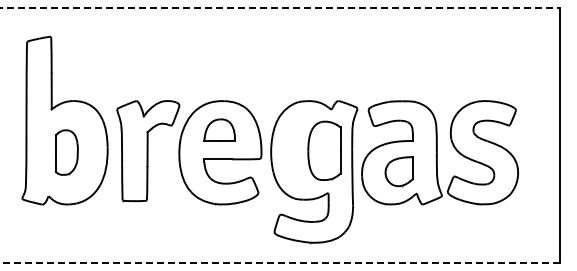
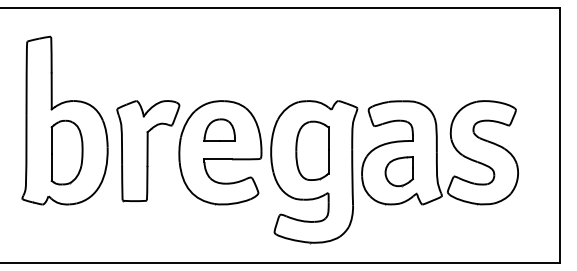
line: dashed -> solid (280, 8)
part position: (324, 150) -> (312, 150) (312, 150)
part size: 24x47 px -> 34x67 px (66, 152)
line: dashed -> solid (279, 262)
